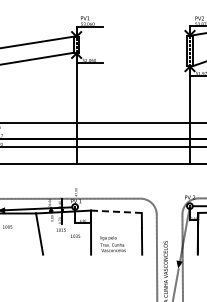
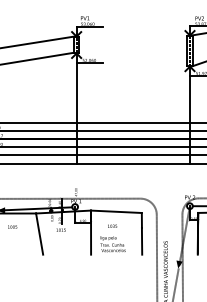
line: none -> present (102, 131)
line: none -> present (102, 155)
line: dashed -> solid (116, 211)
text position: (7, 226) -> (12, 226) (12, 226)
text position: (75, 235) -> (112, 225) (112, 225)
